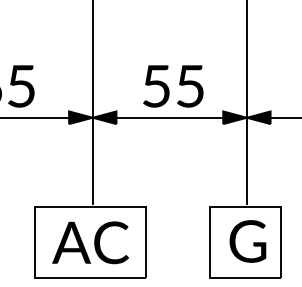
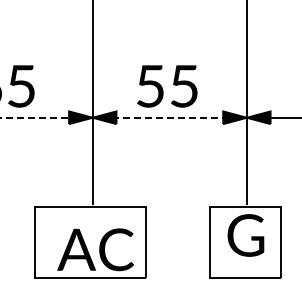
text position: (173, 86) -> (167, 86) (167, 86)
line: solid -> dashed (37, 117)
line: solid -> dashed (169, 117)
text position: (247, 241) -> (245, 235) (245, 235)
text position: (90, 242) -> (95, 249) (95, 249)
